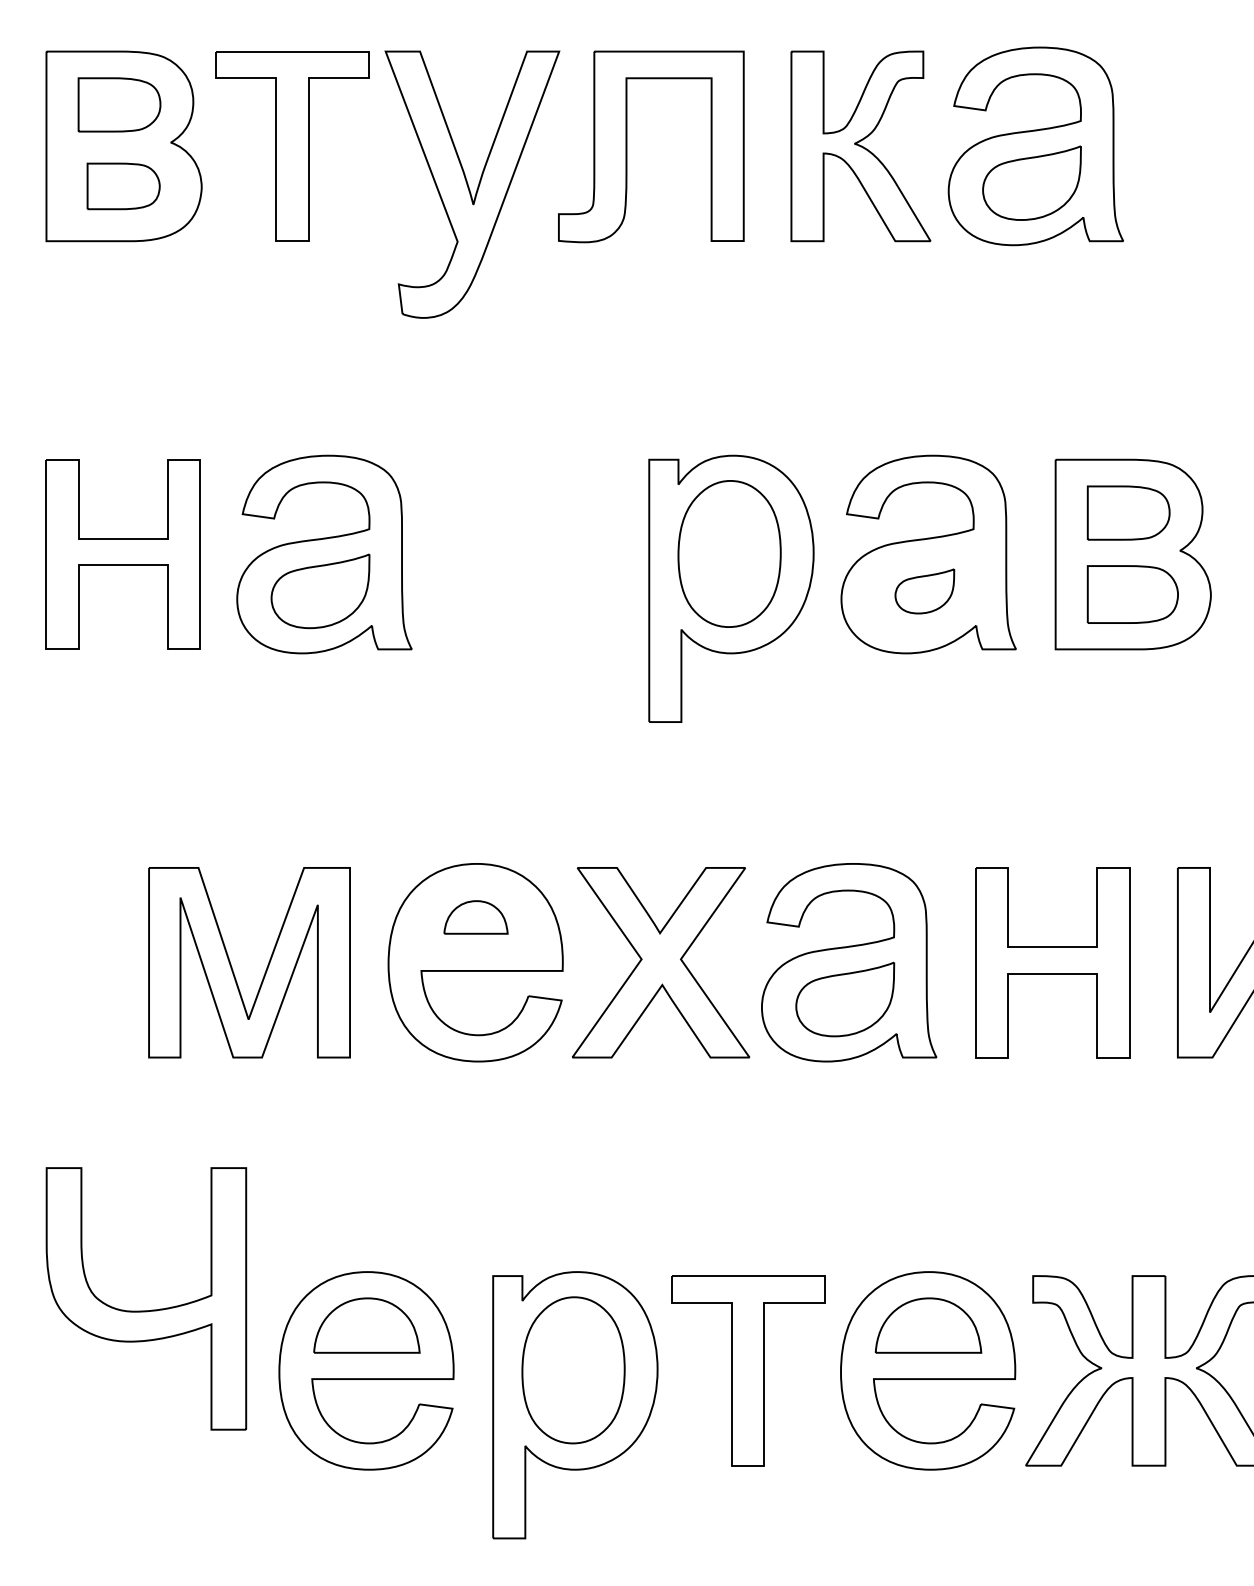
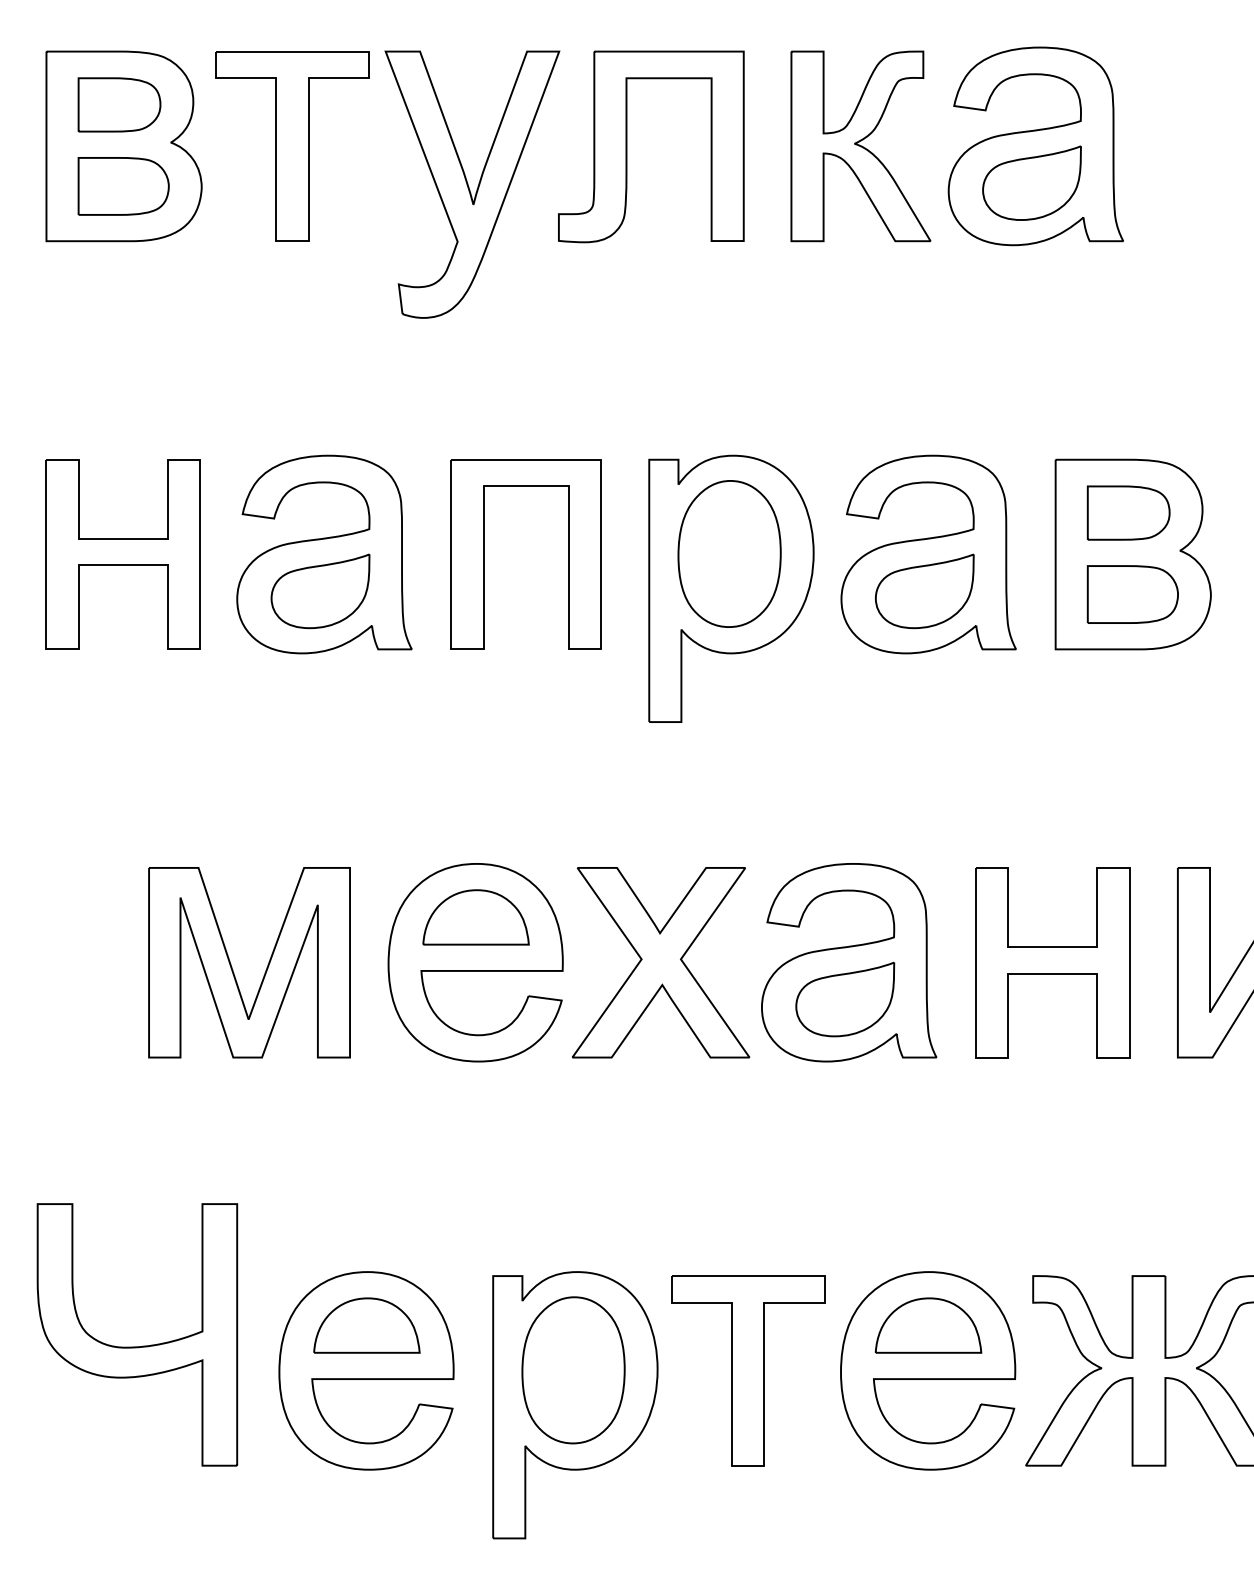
part size: 75x49 px -> 93x59 px (123, 186)
part: none -> present (484, 554)
part size: 62x47 px -> 100x77 px (924, 591)
part size: 66x35 px -> 108x57 px (475, 917)
part position: (146, 1310) -> (137, 1346) (137, 1346)
